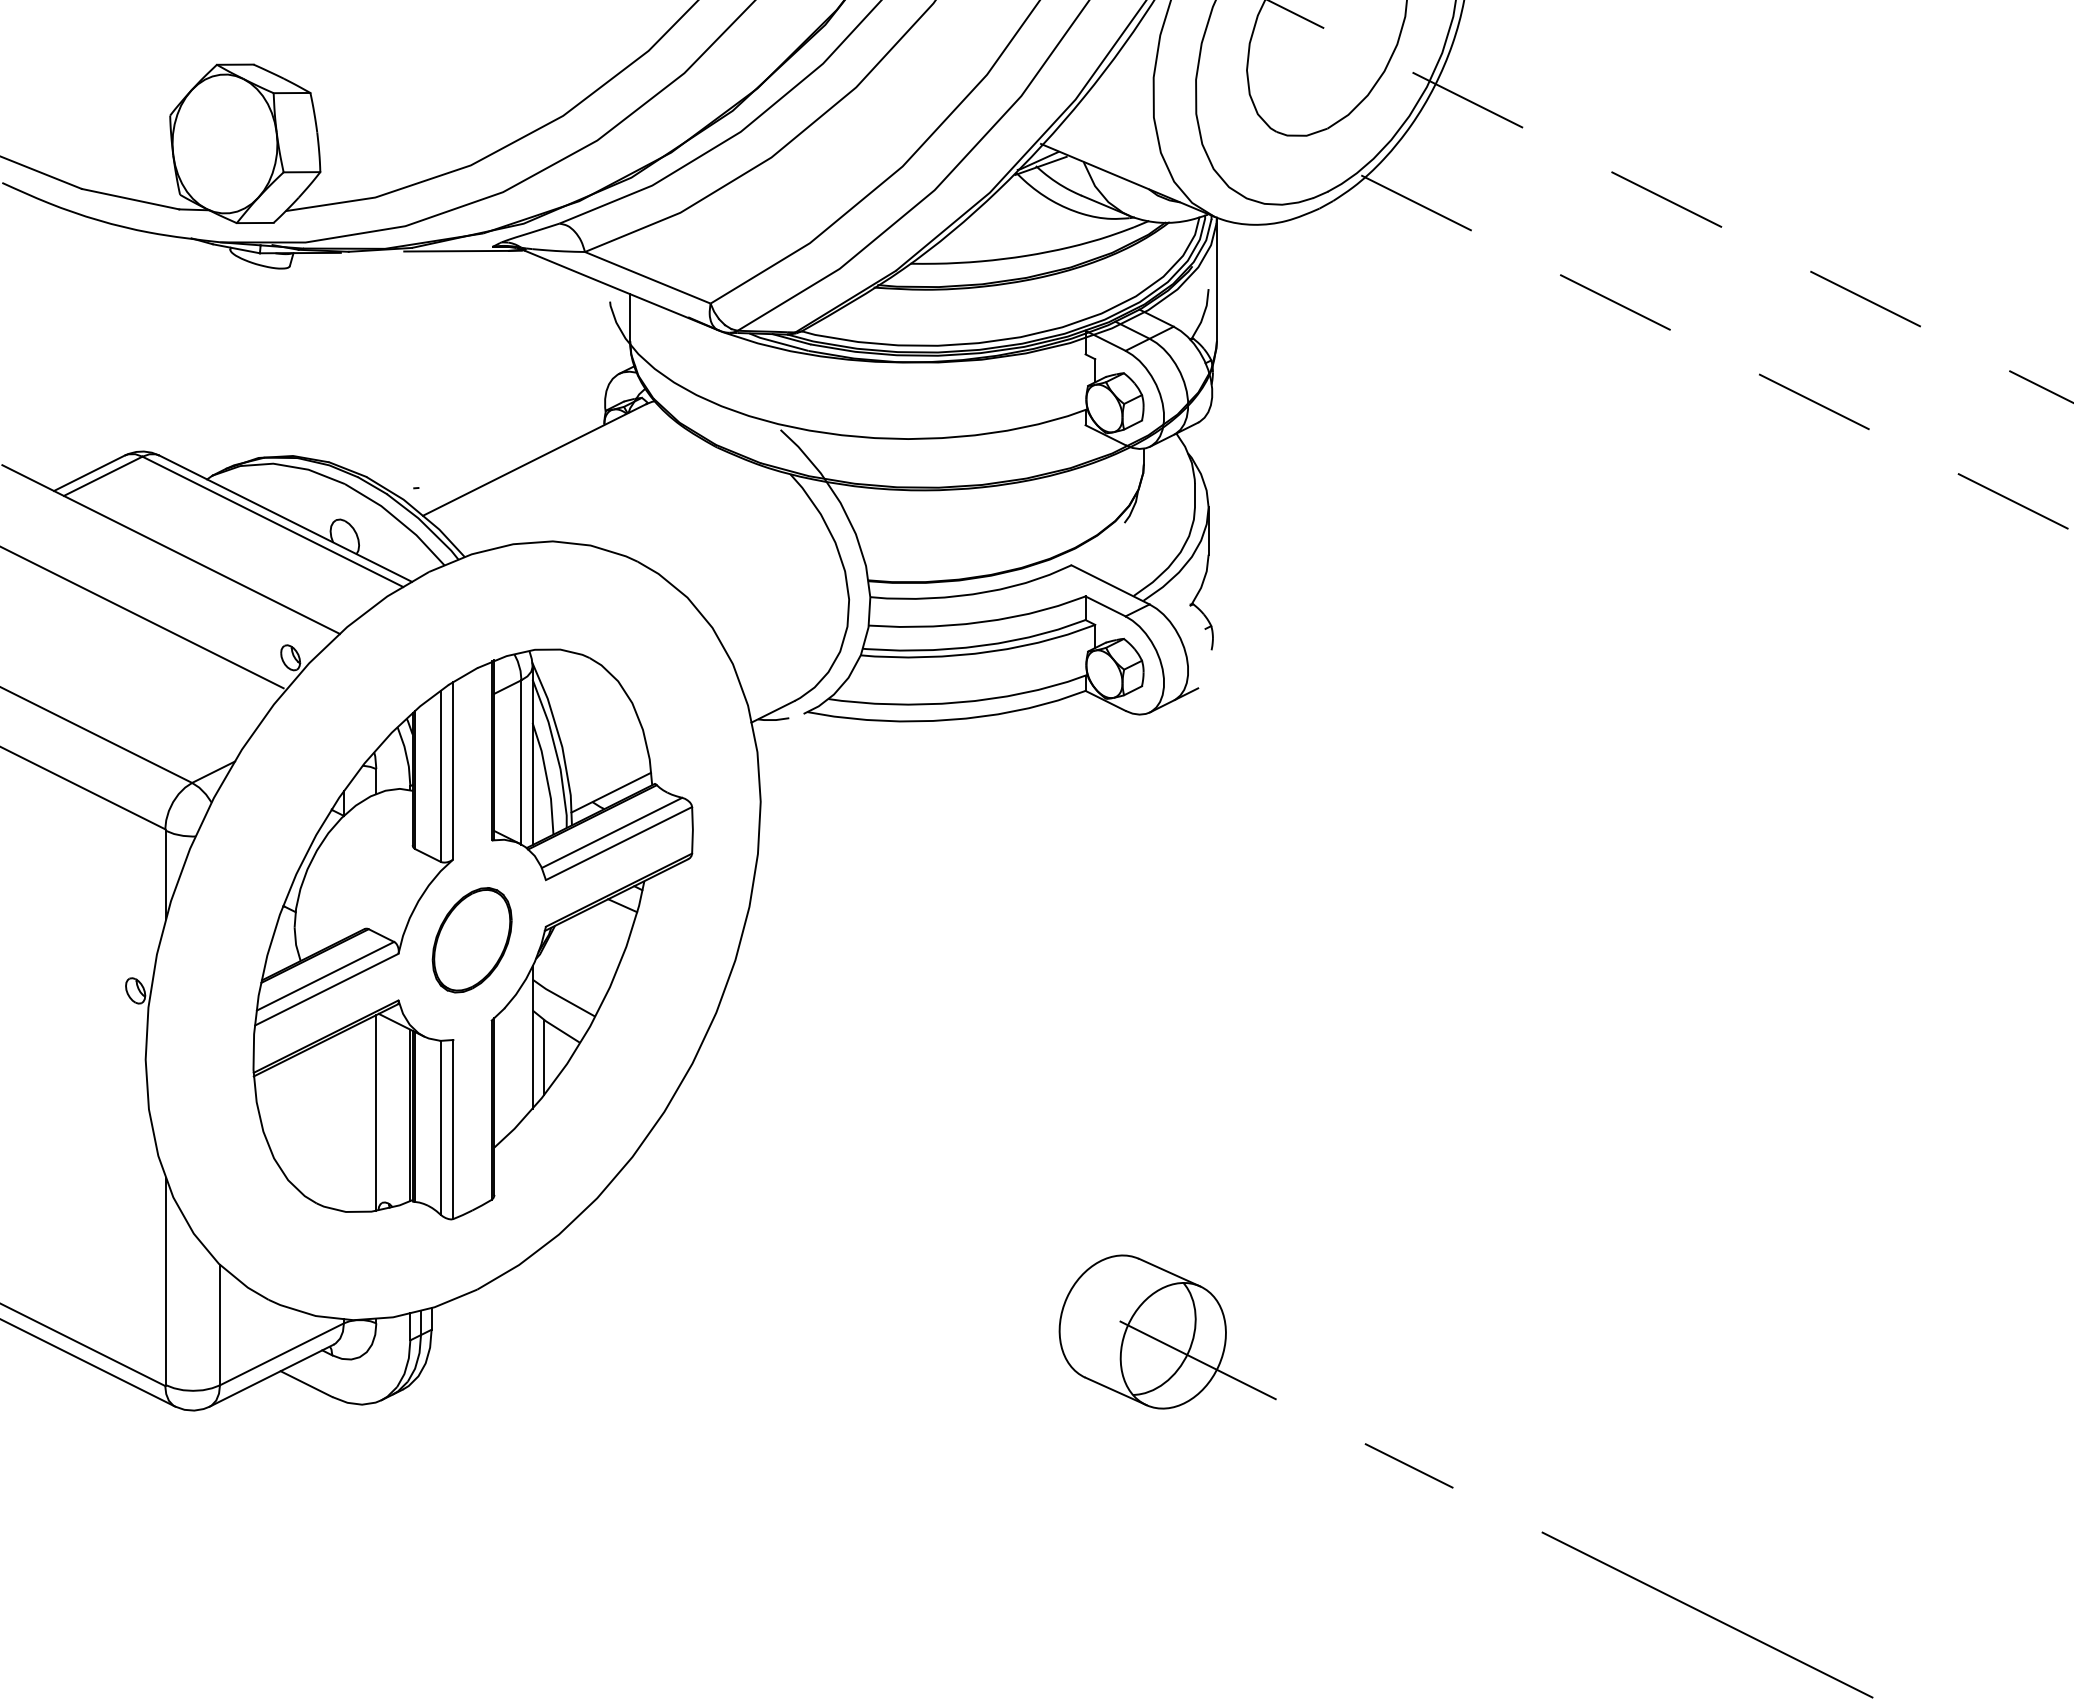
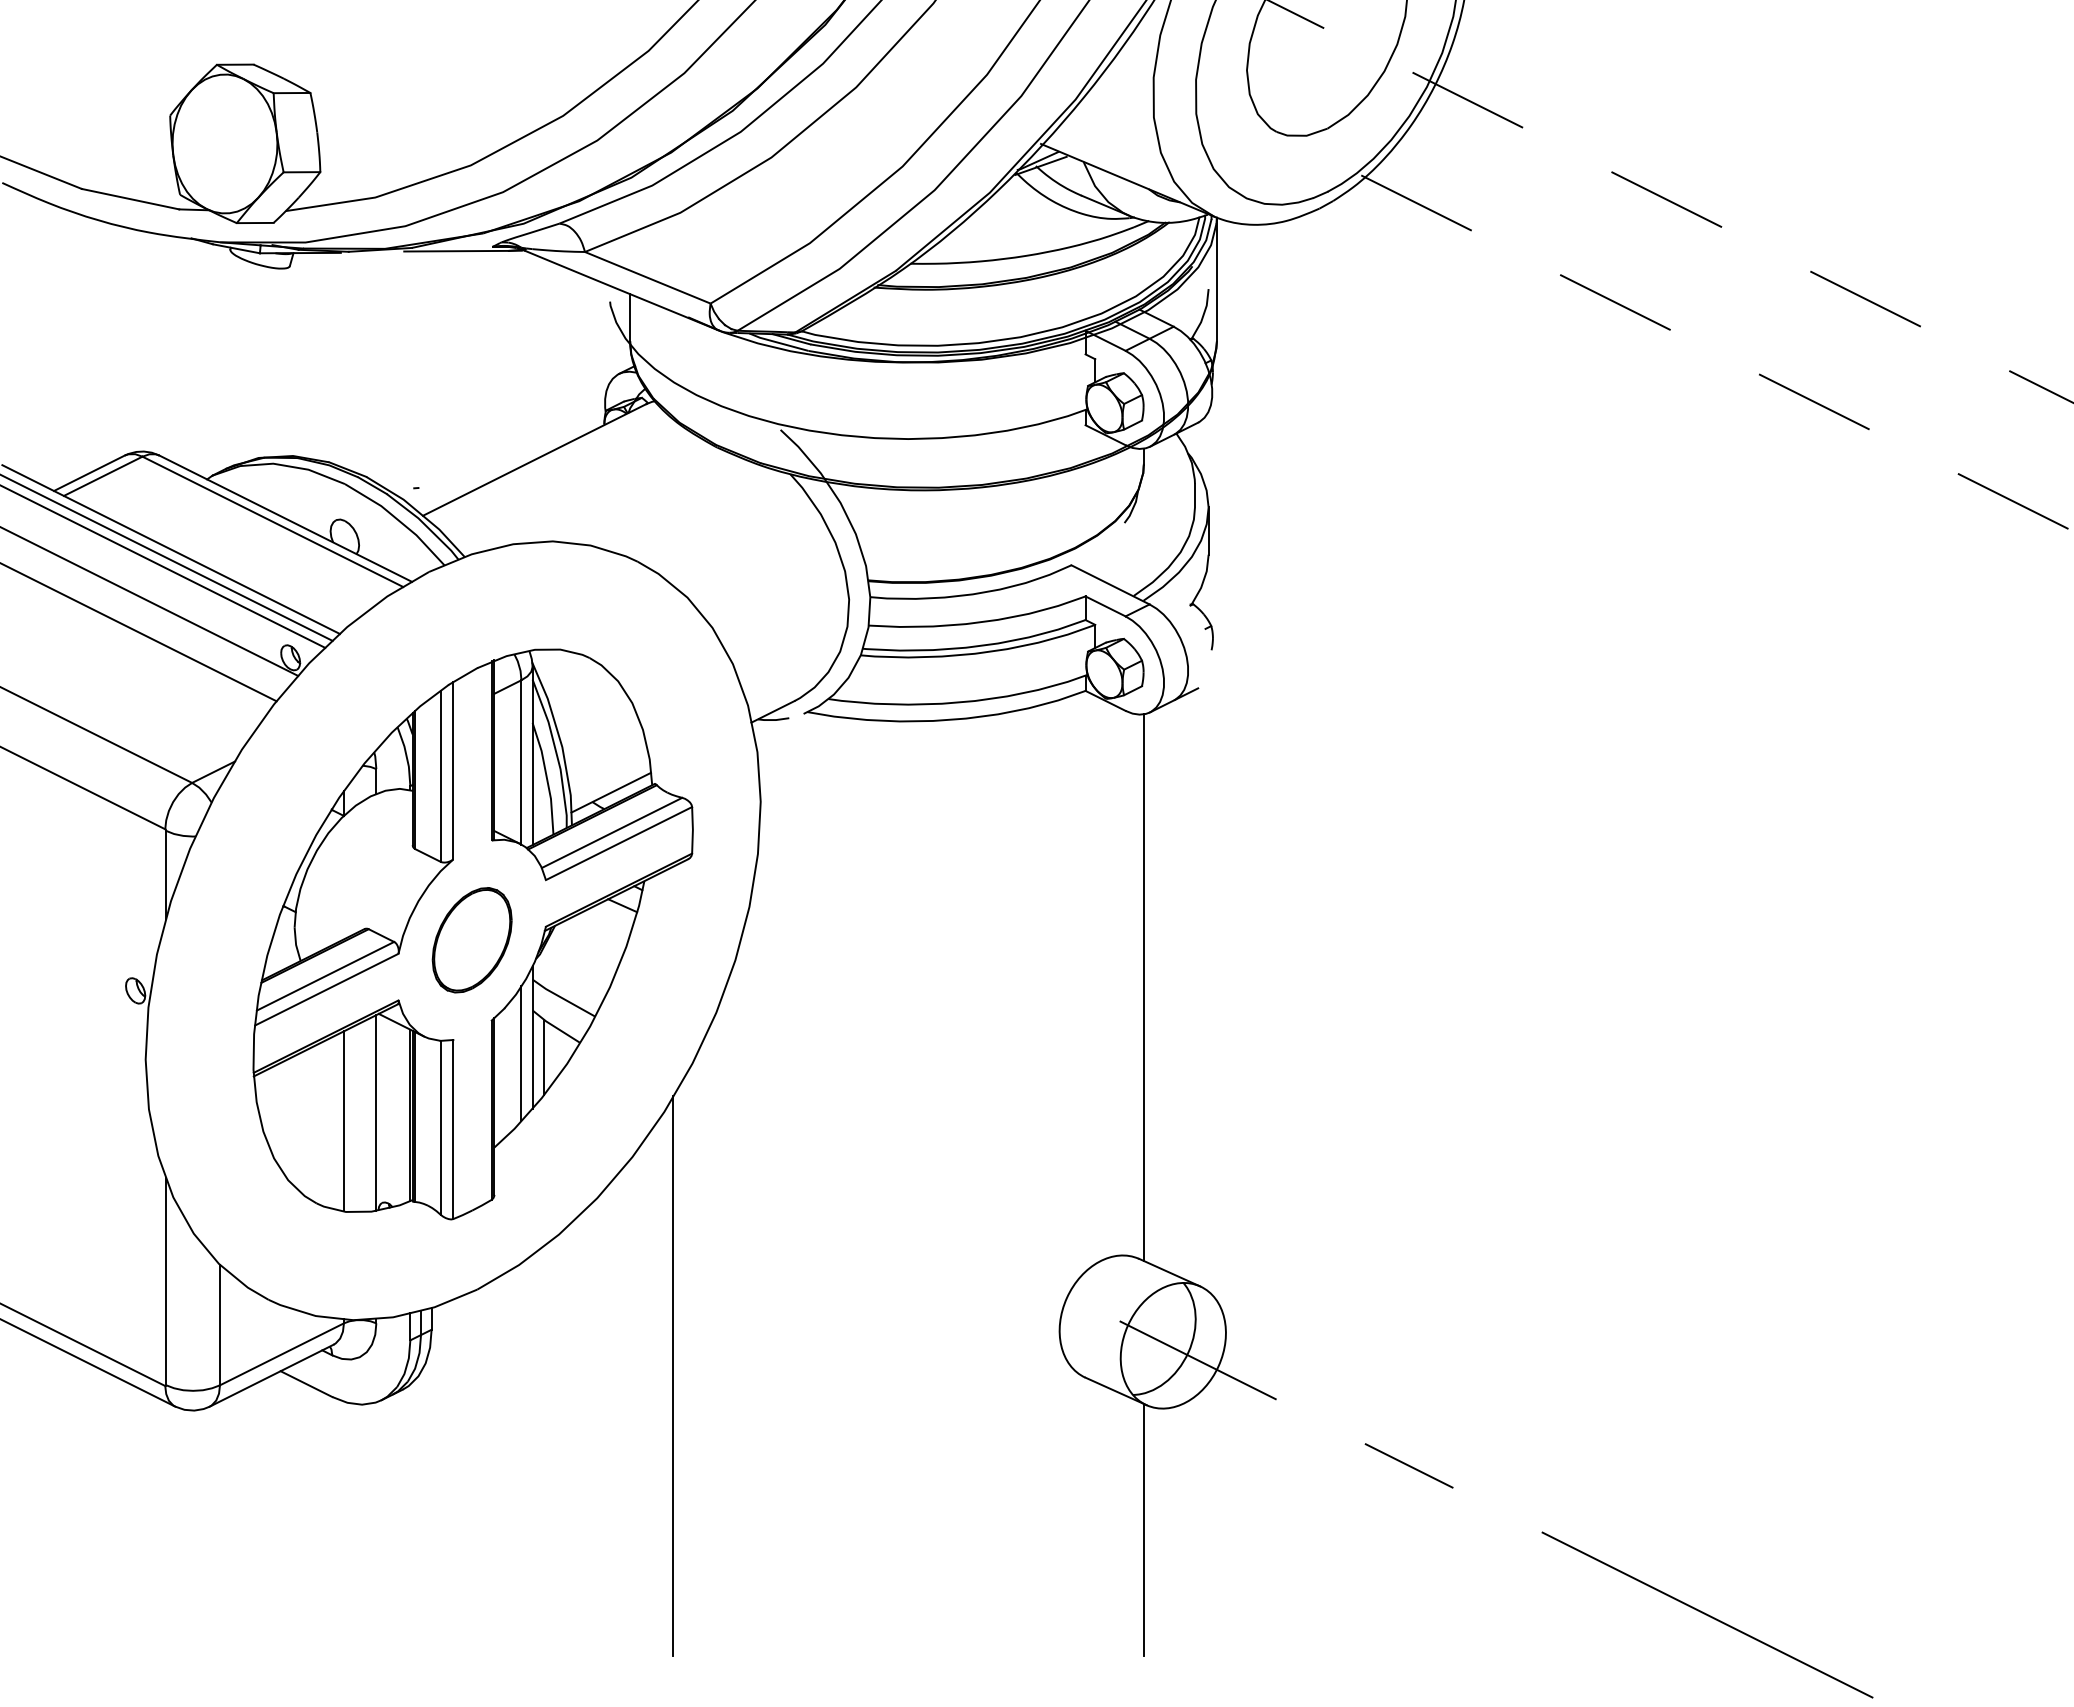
line: none -> present (167, 557)
line: none -> present (163, 566)
line: none -> present (150, 602)
line position: (142, 617) -> (139, 632) (139, 632)
line: none -> present (1143, 987)
line: none -> present (521, 1053)
line: none -> present (343, 1121)
line: none -> present (673, 1375)
line: none -> present (1143, 1529)
